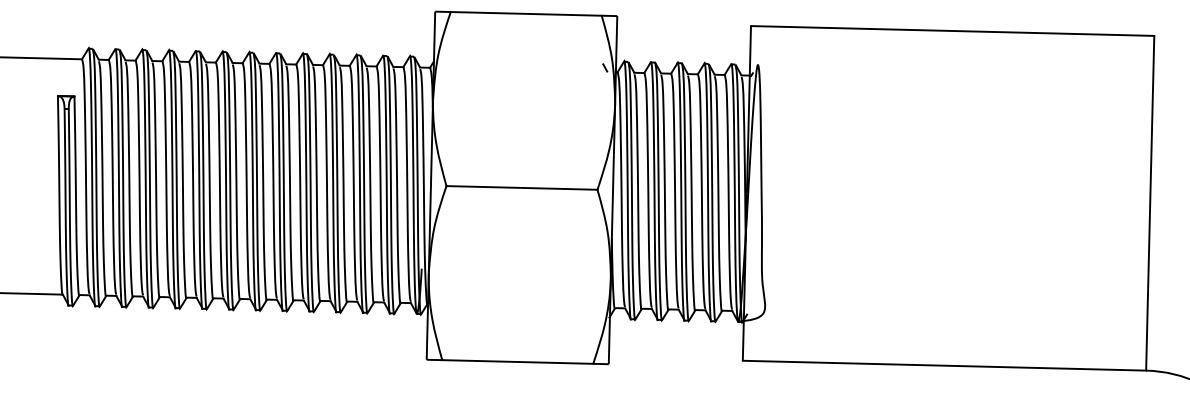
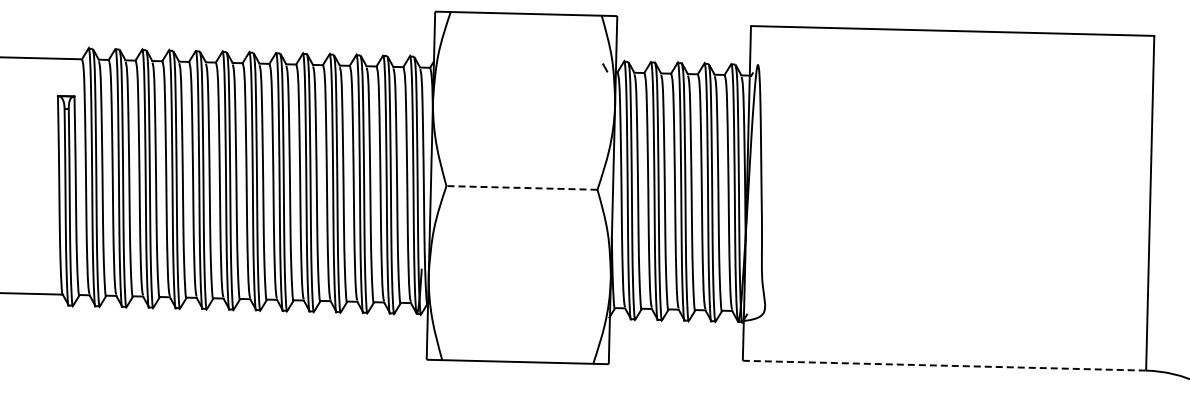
line: solid -> dashed (521, 187)
line: solid -> dashed (944, 365)
